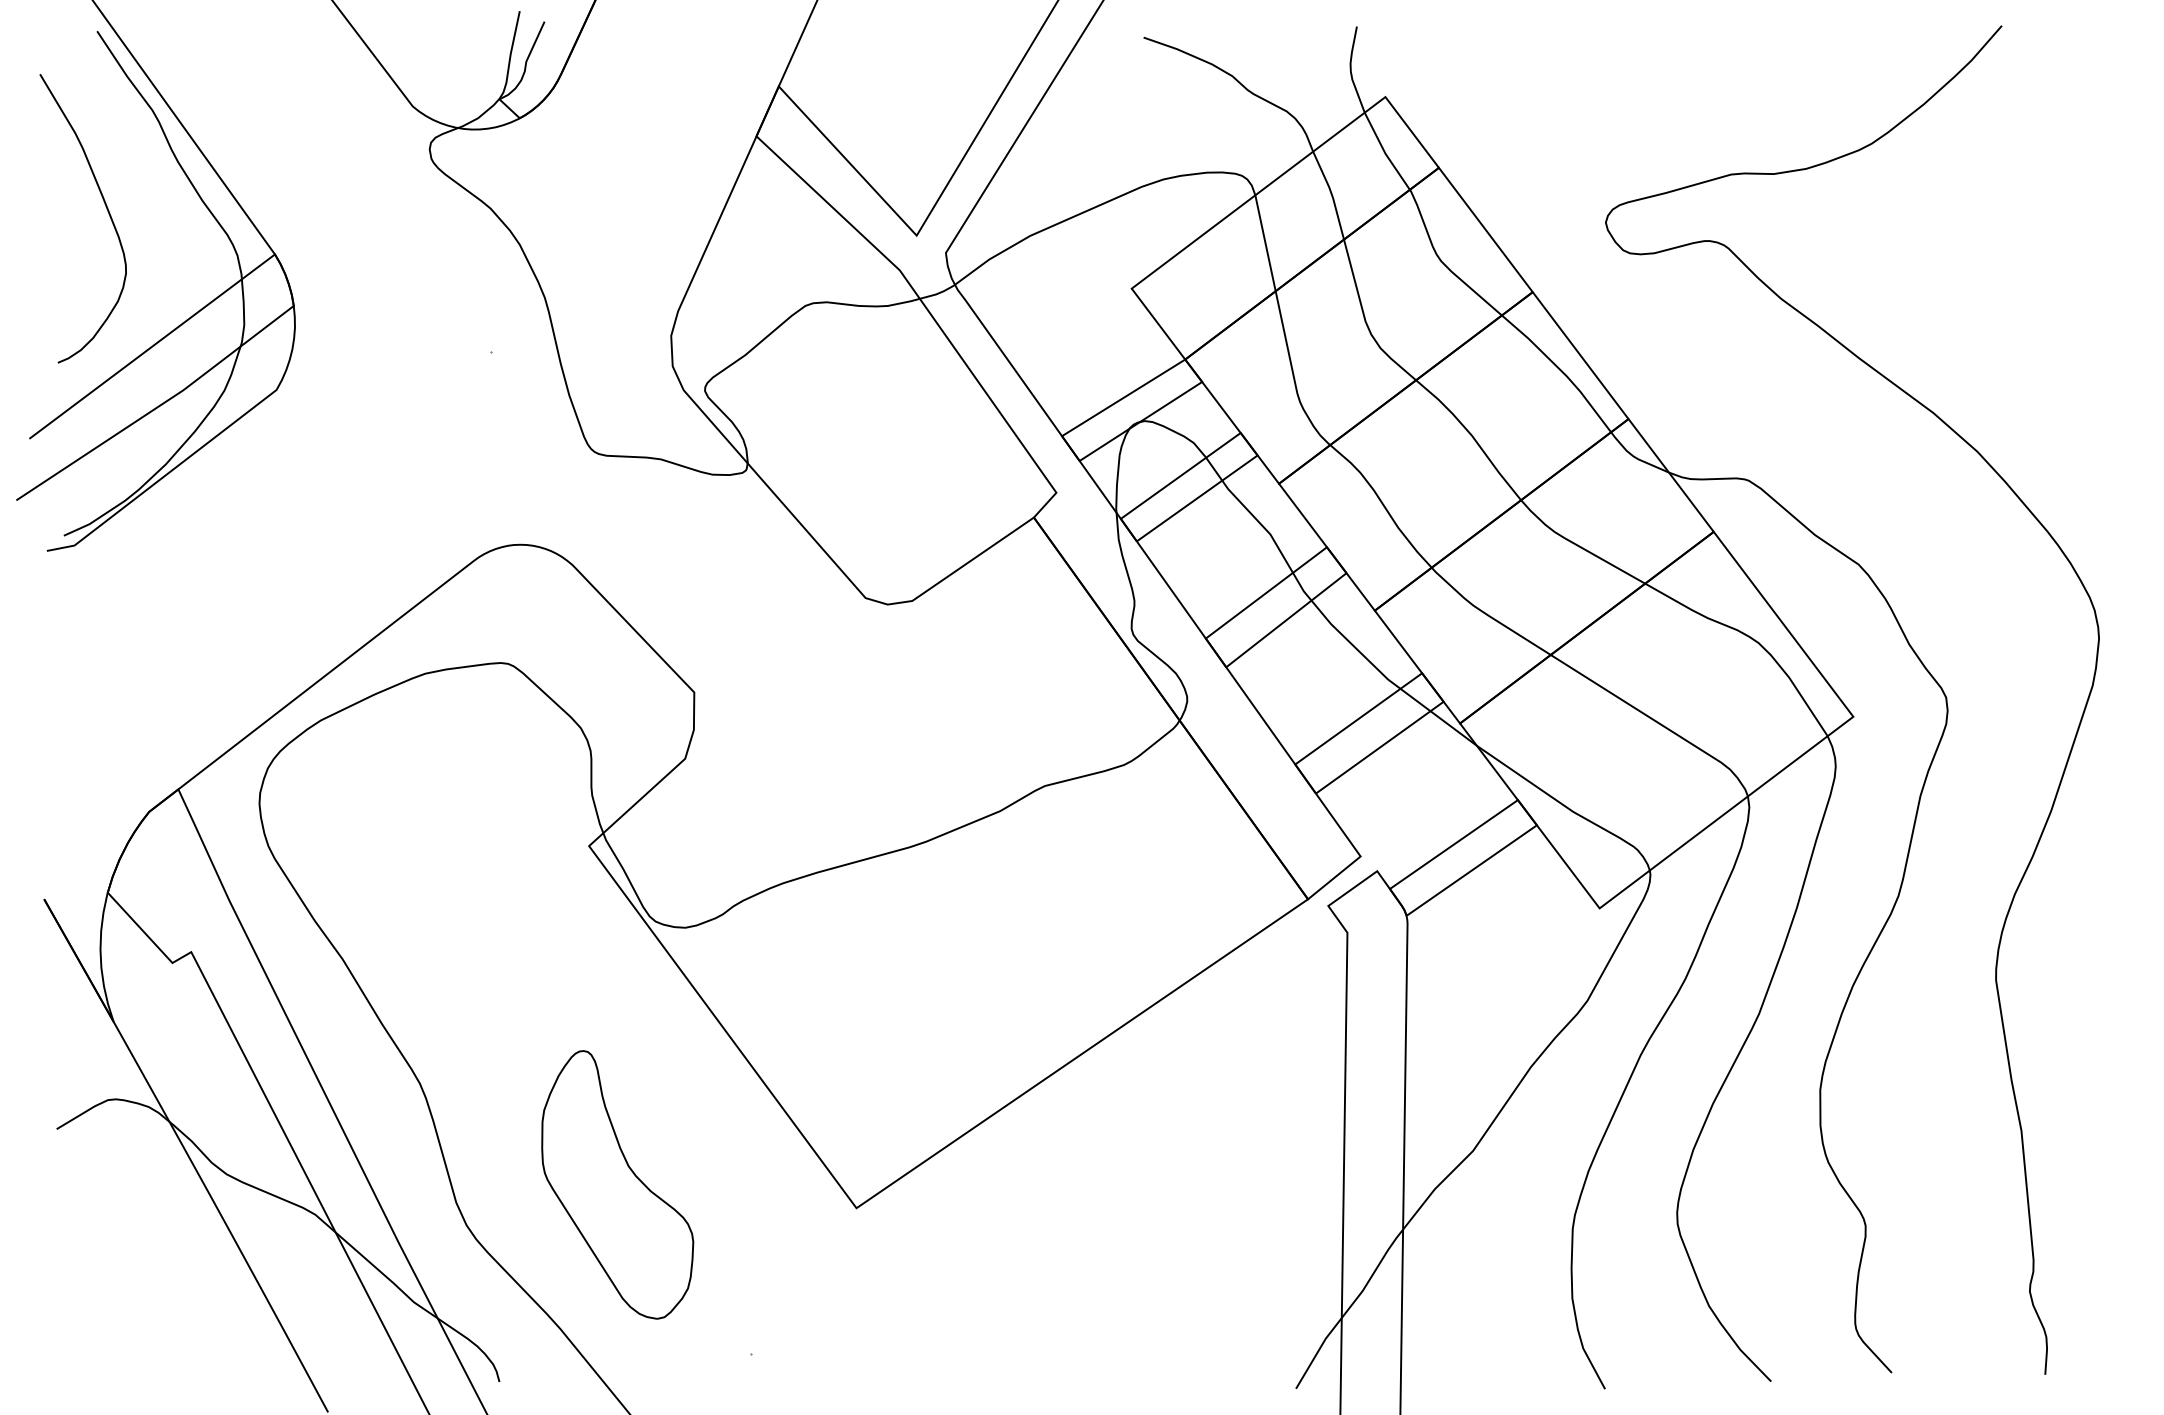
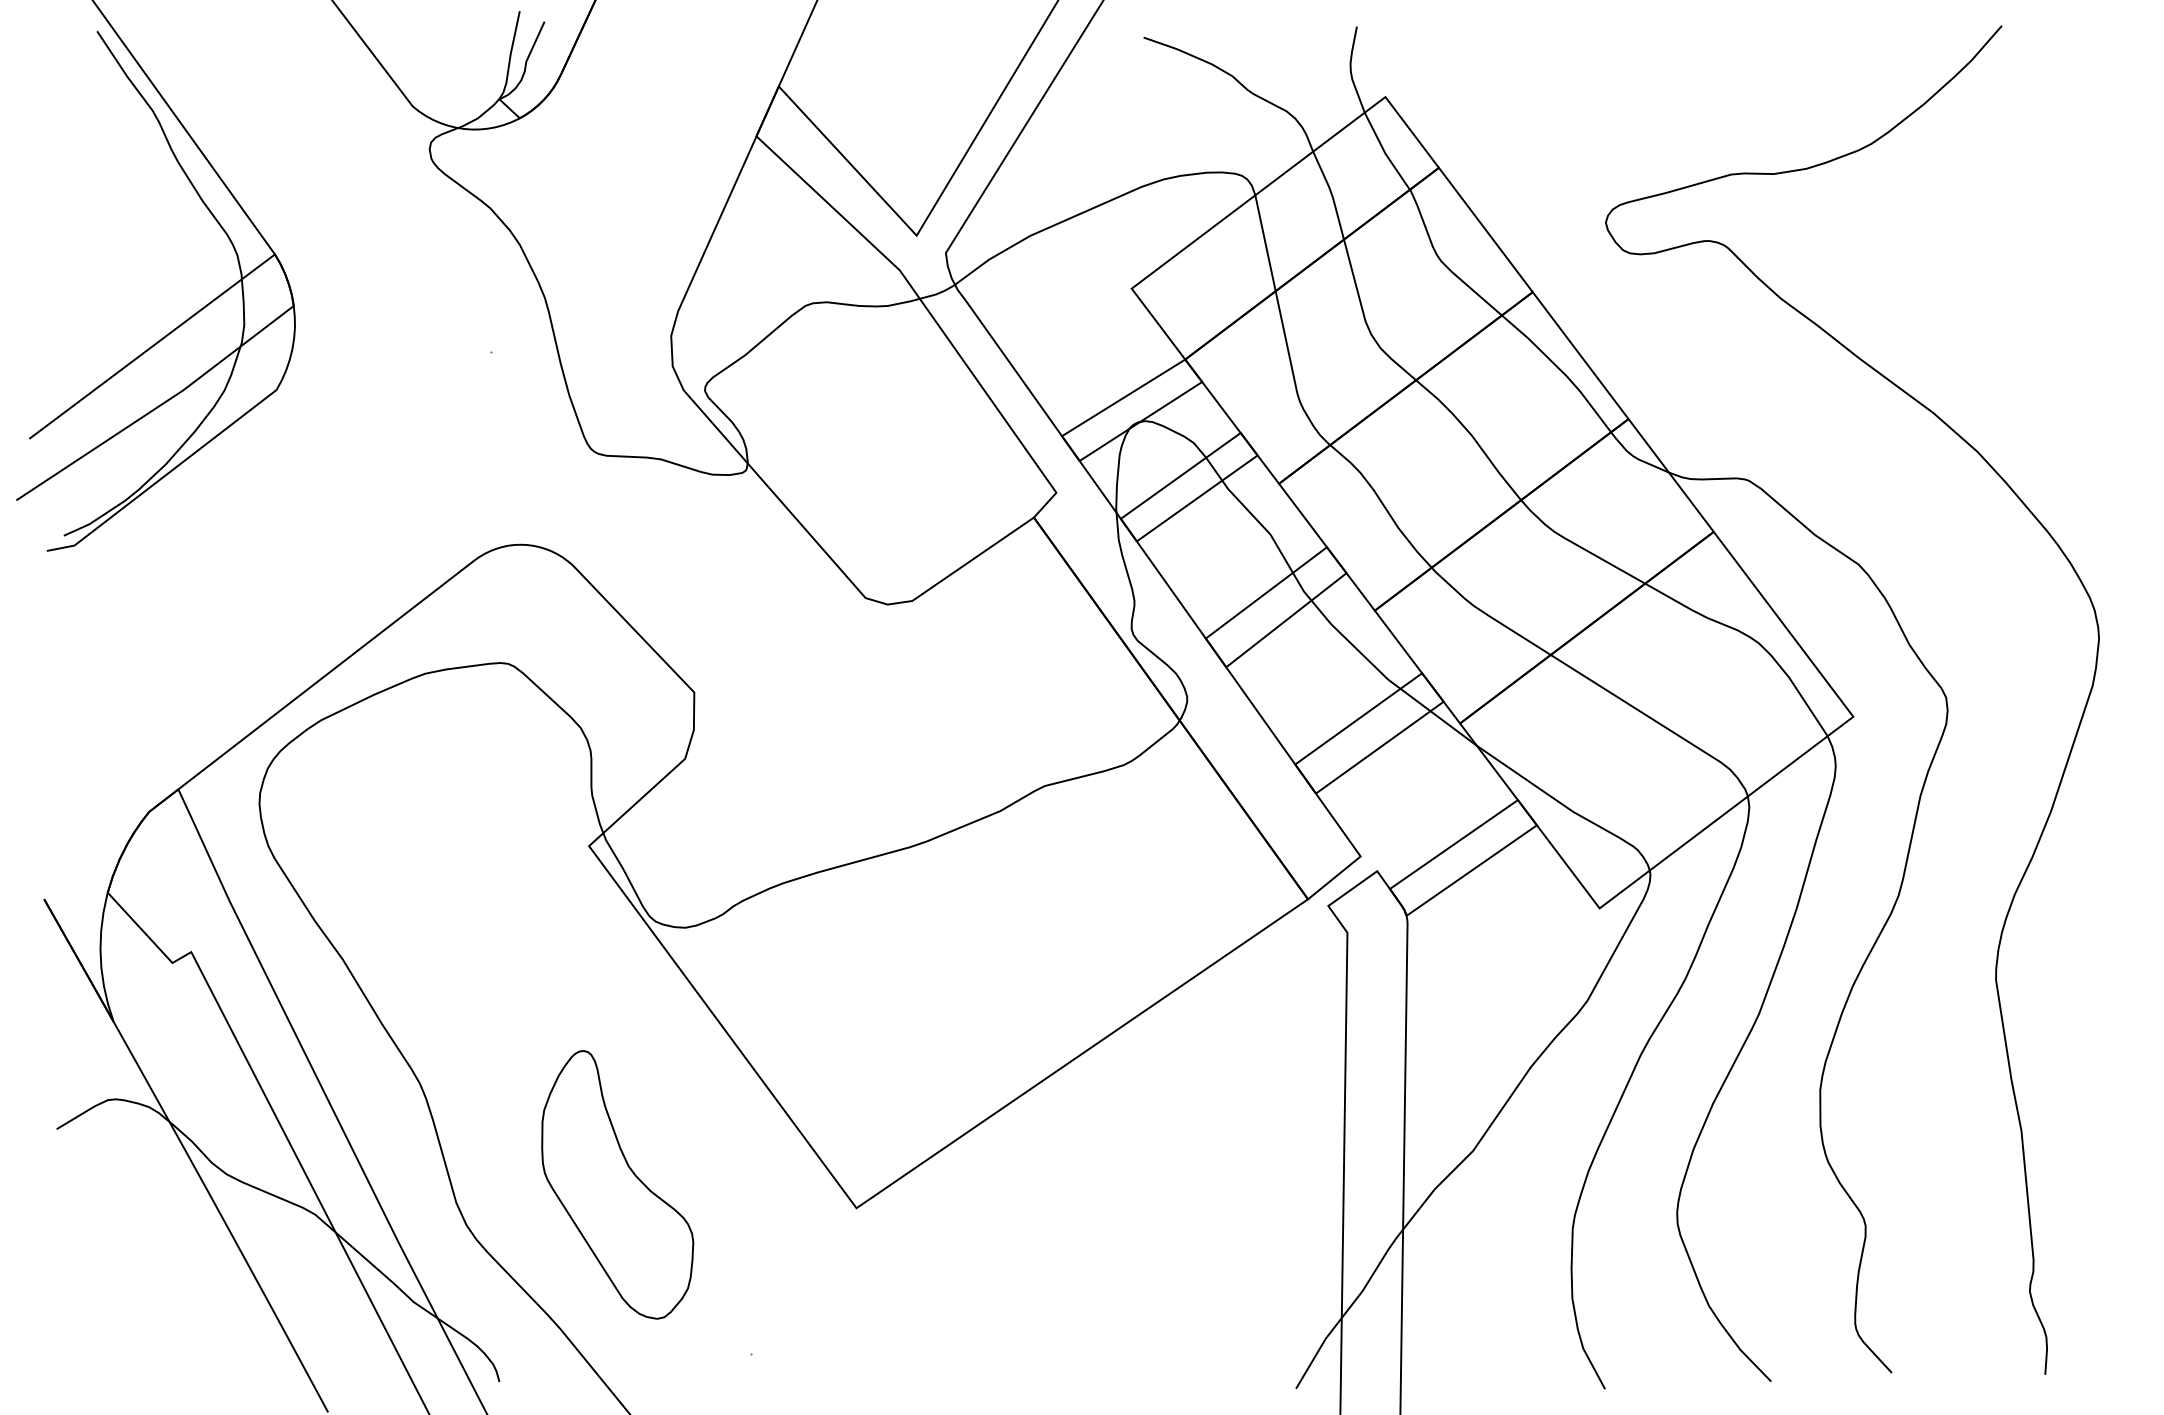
curve: present -> none (106, 209)
